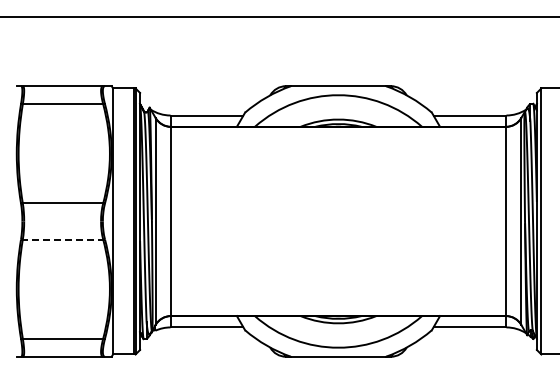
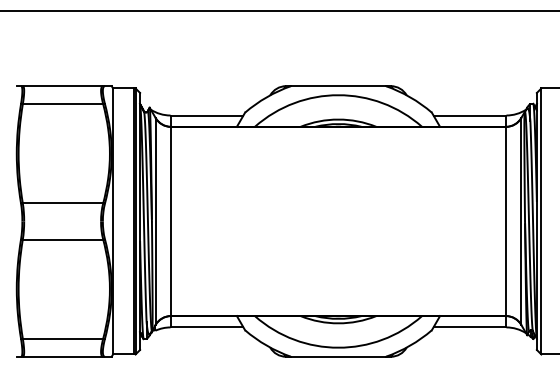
line position: (279, 17) -> (279, 11) (279, 11)
line: dashed -> solid (63, 239)
